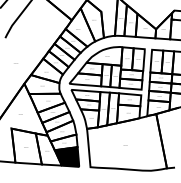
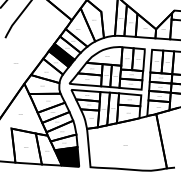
hatch: none -> present (61, 55)
